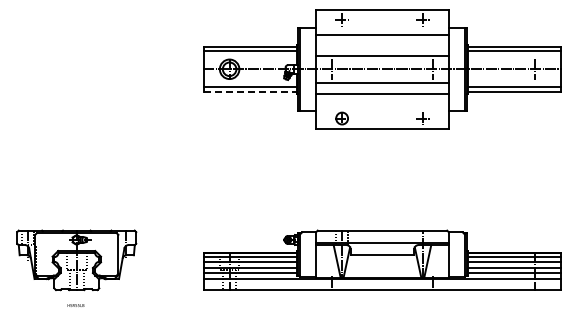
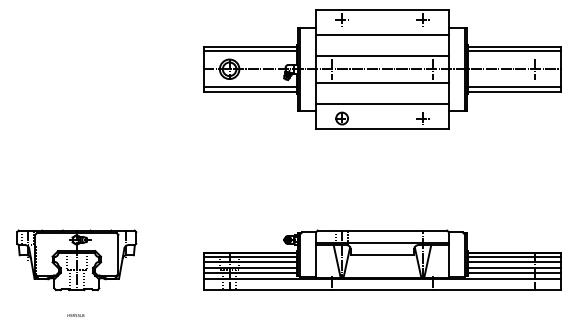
line: dashed -> solid (251, 91)
line position: (382, 93) -> (382, 103) (382, 103)
text position: (75, 305) -> (75, 315) (75, 315)
